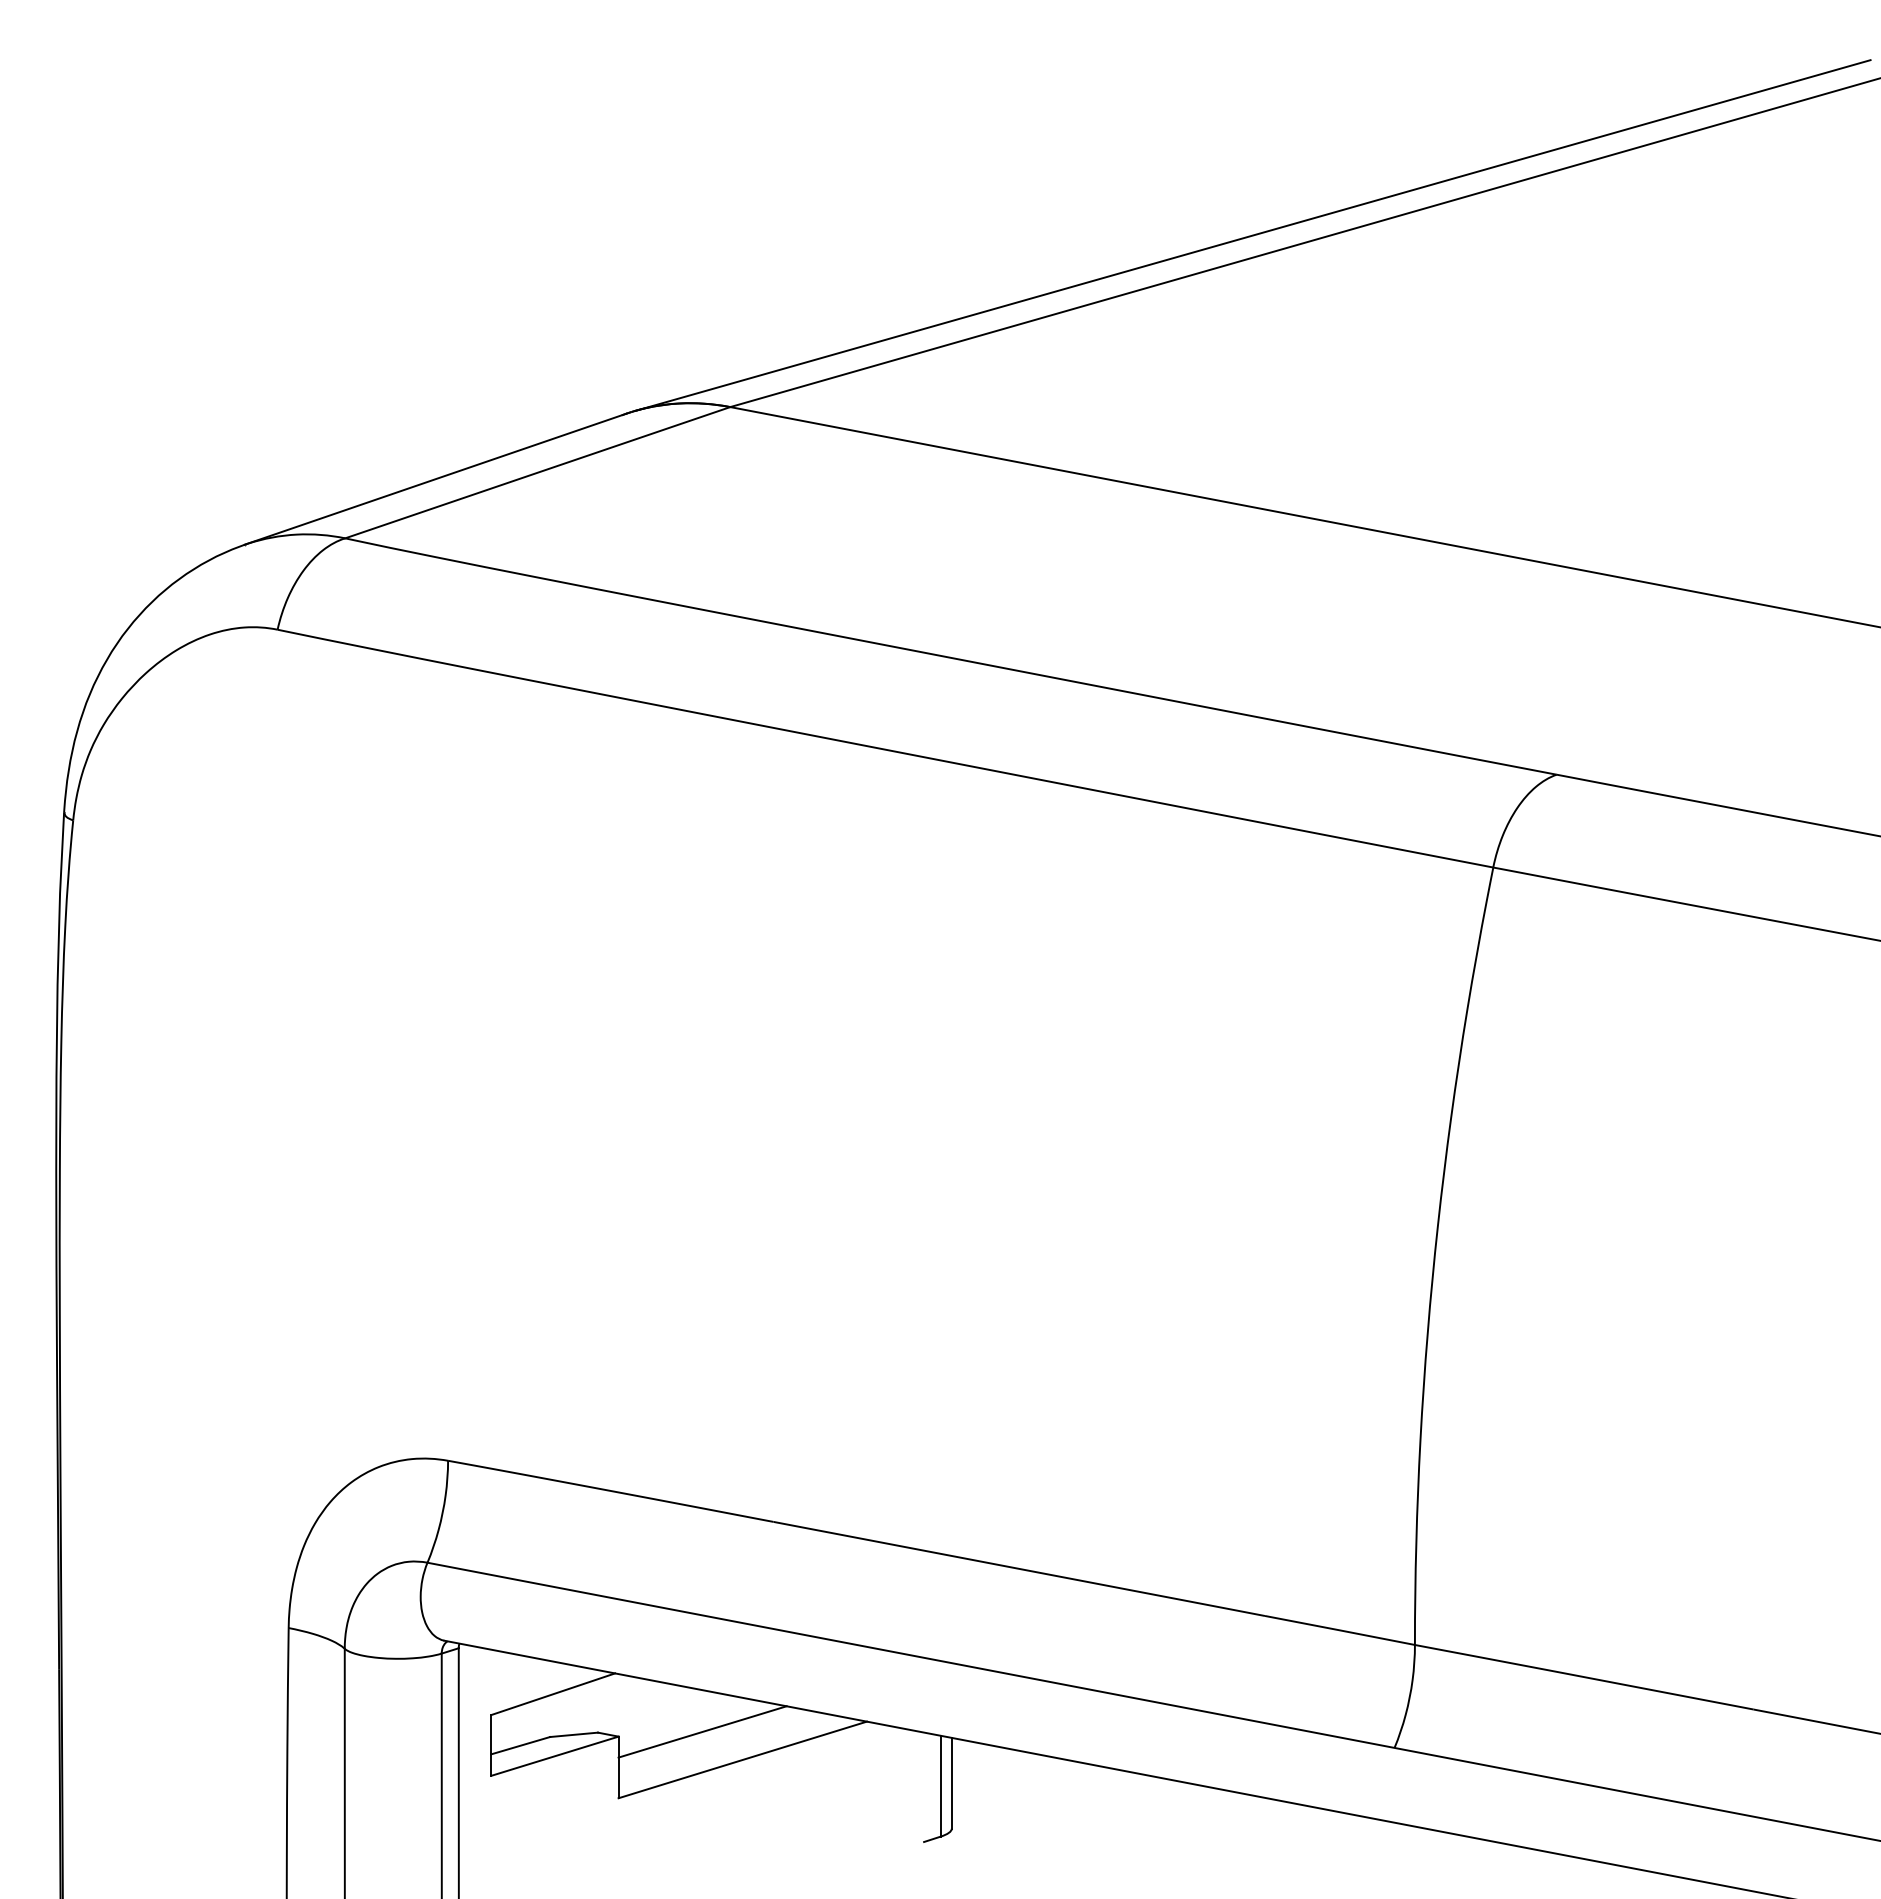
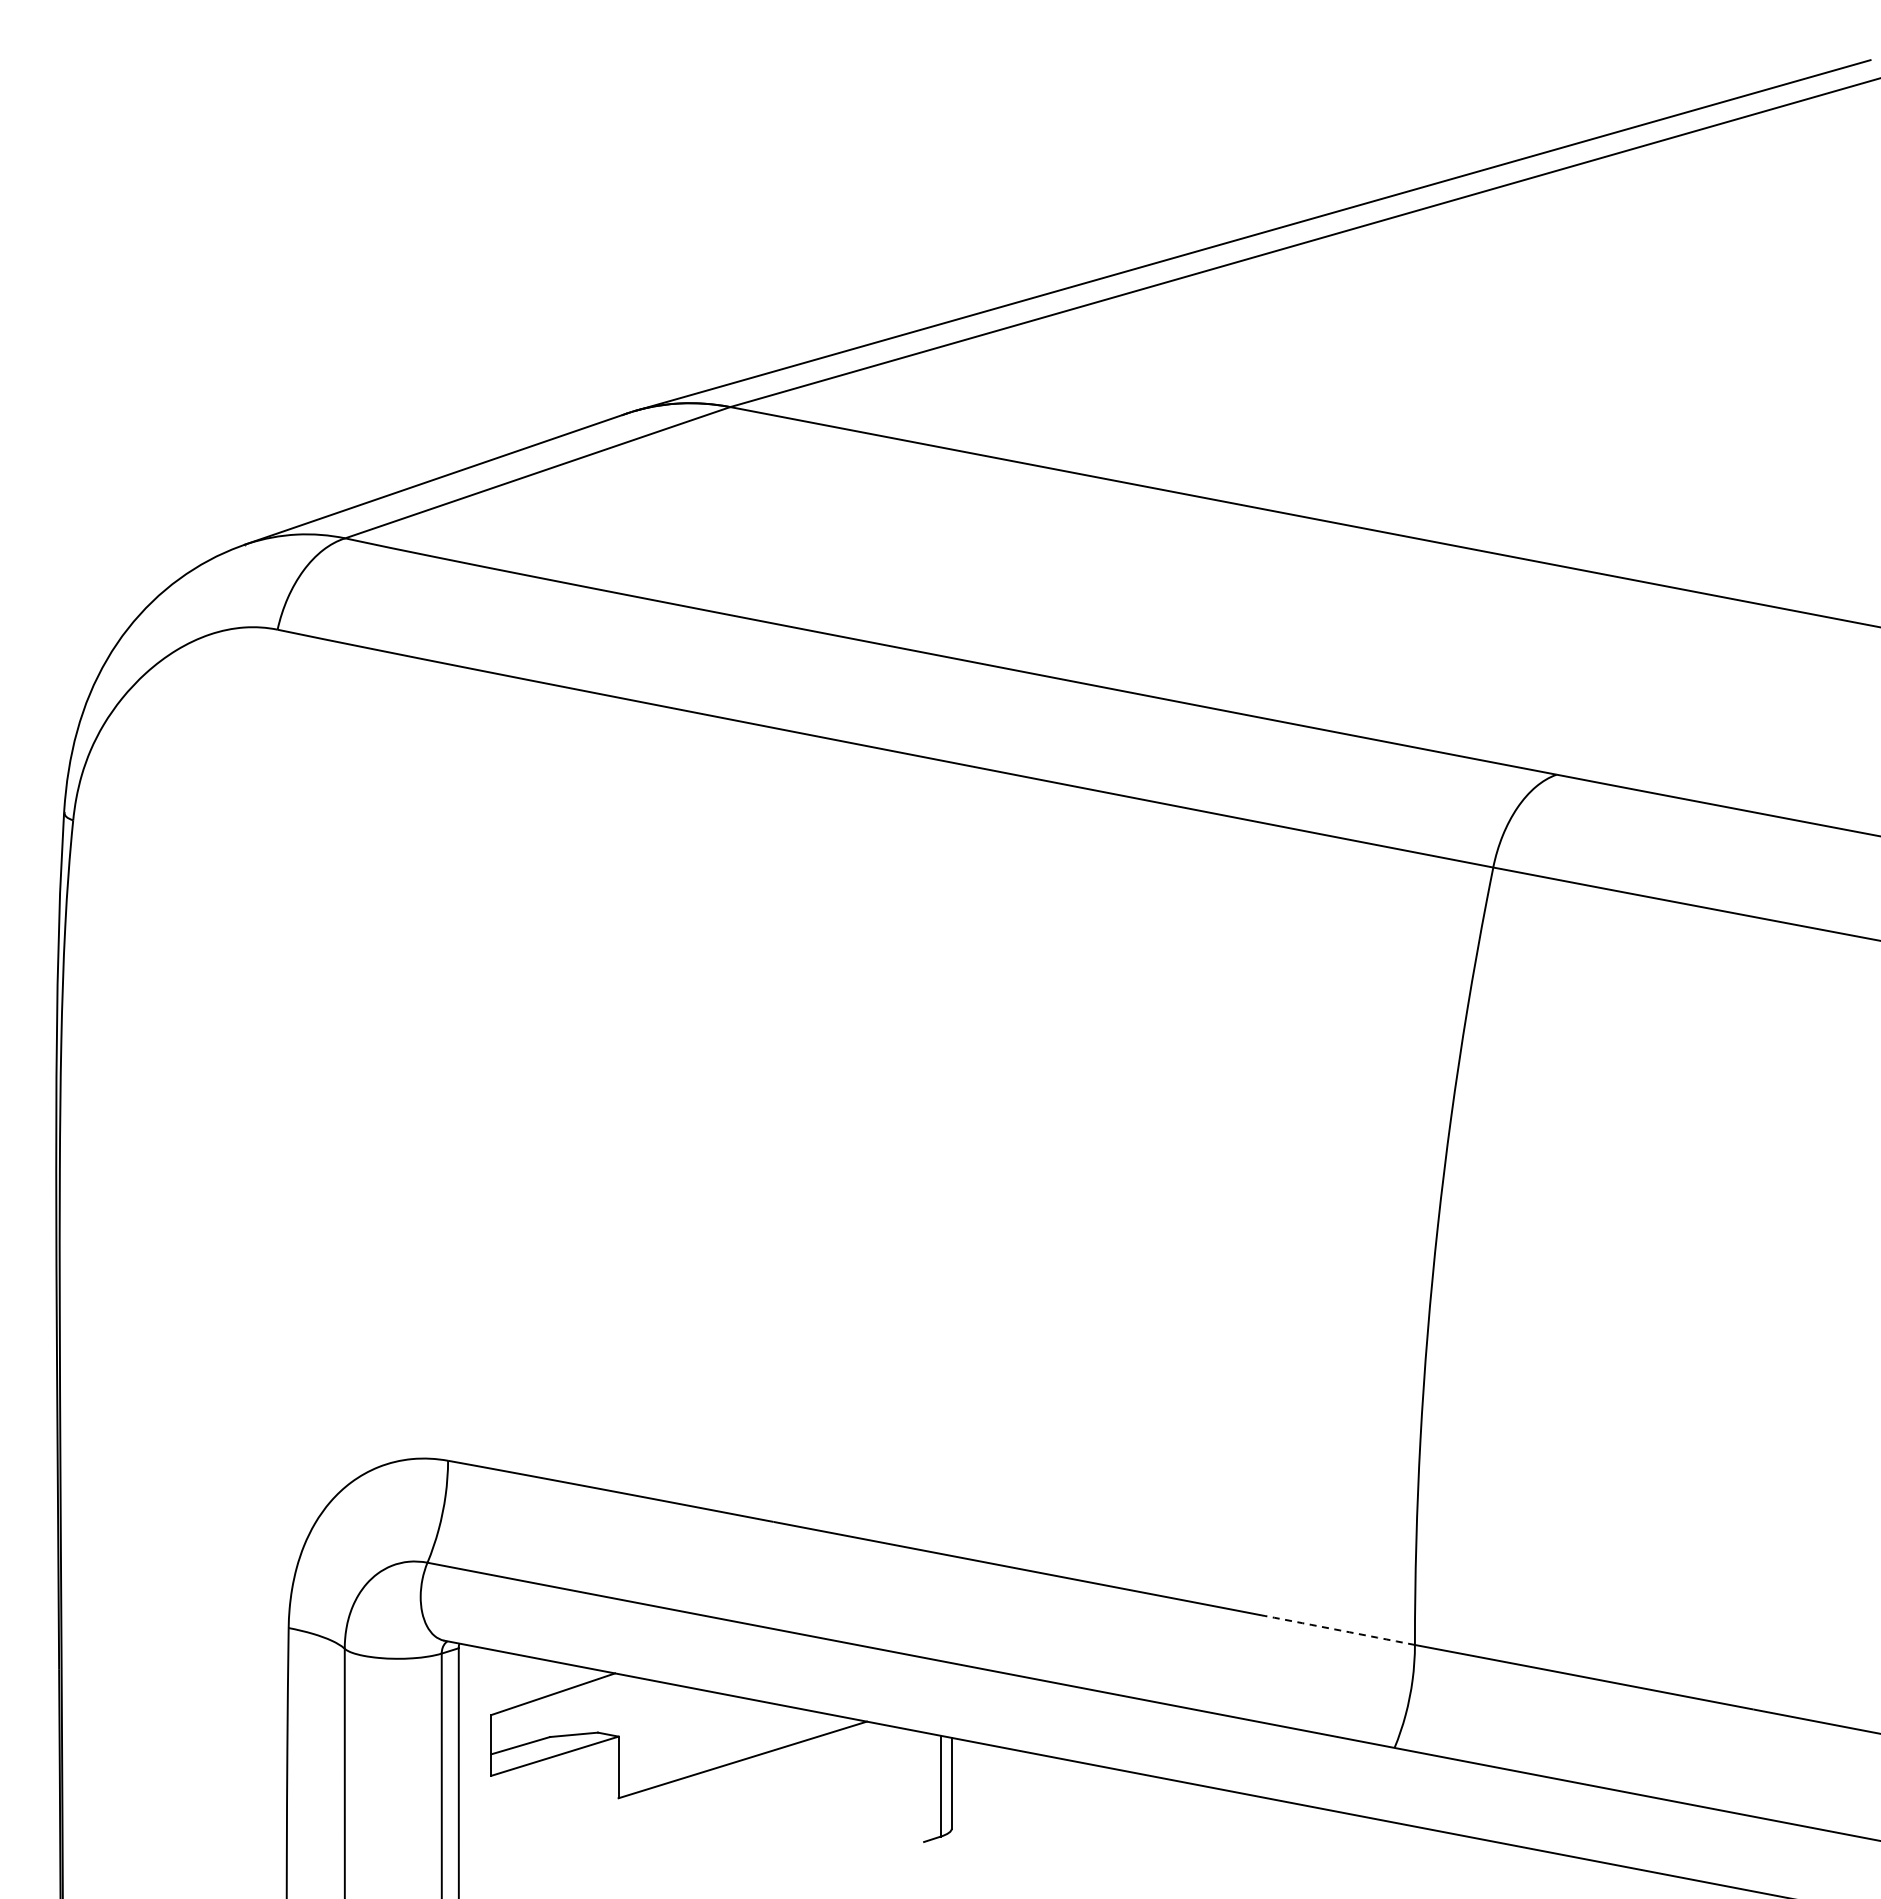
arc: solid -> dashed (1340, 1630)
line: present -> none (702, 1731)
